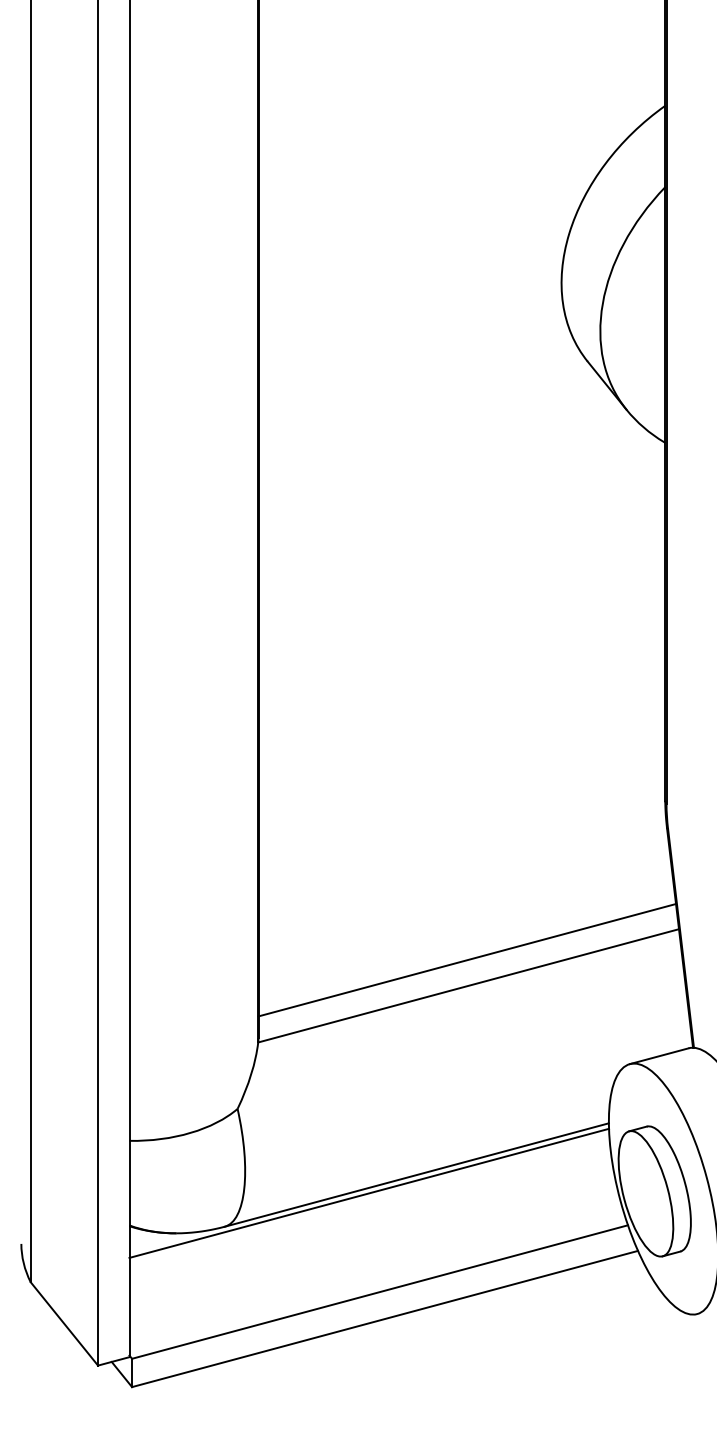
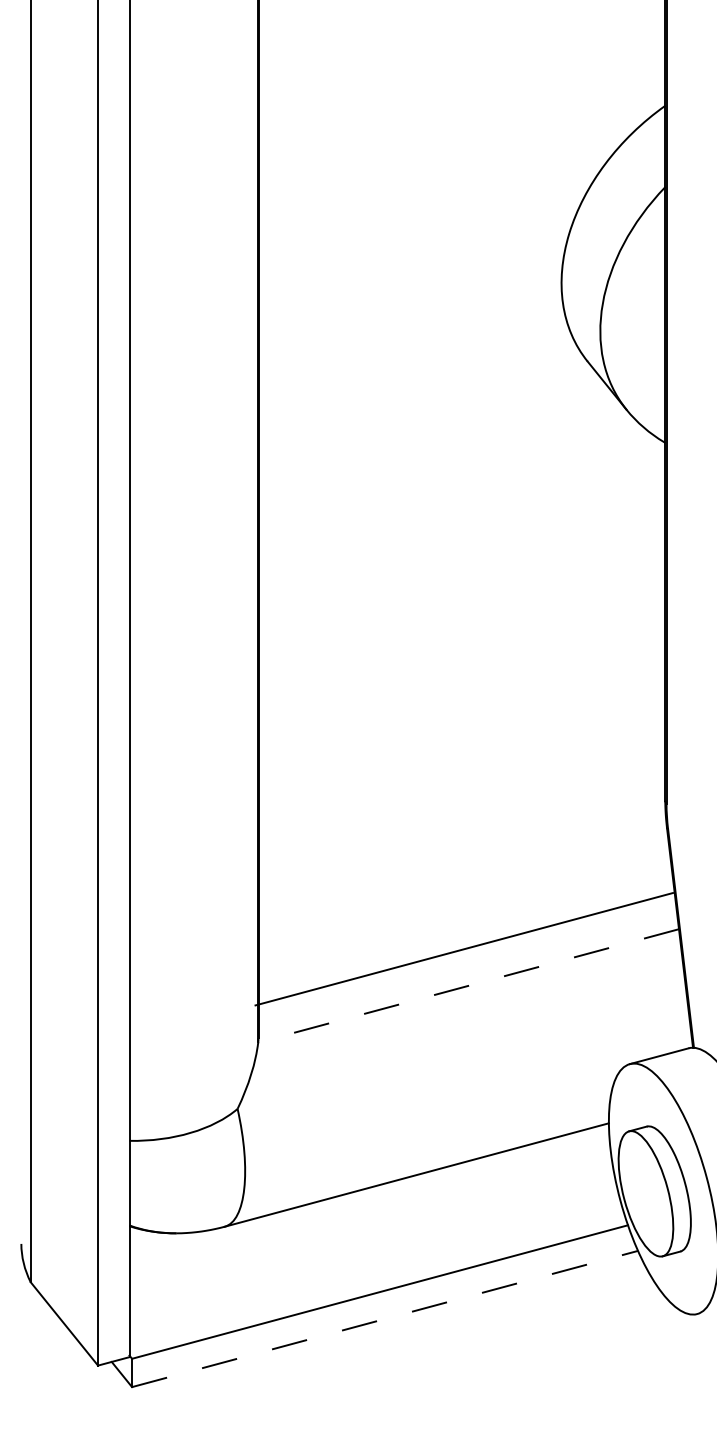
line position: (467, 960) -> (464, 949) (464, 949)
line: solid -> dashed (468, 985)
line: present -> none (369, 1192)
line: solid -> dashed (385, 1319)
